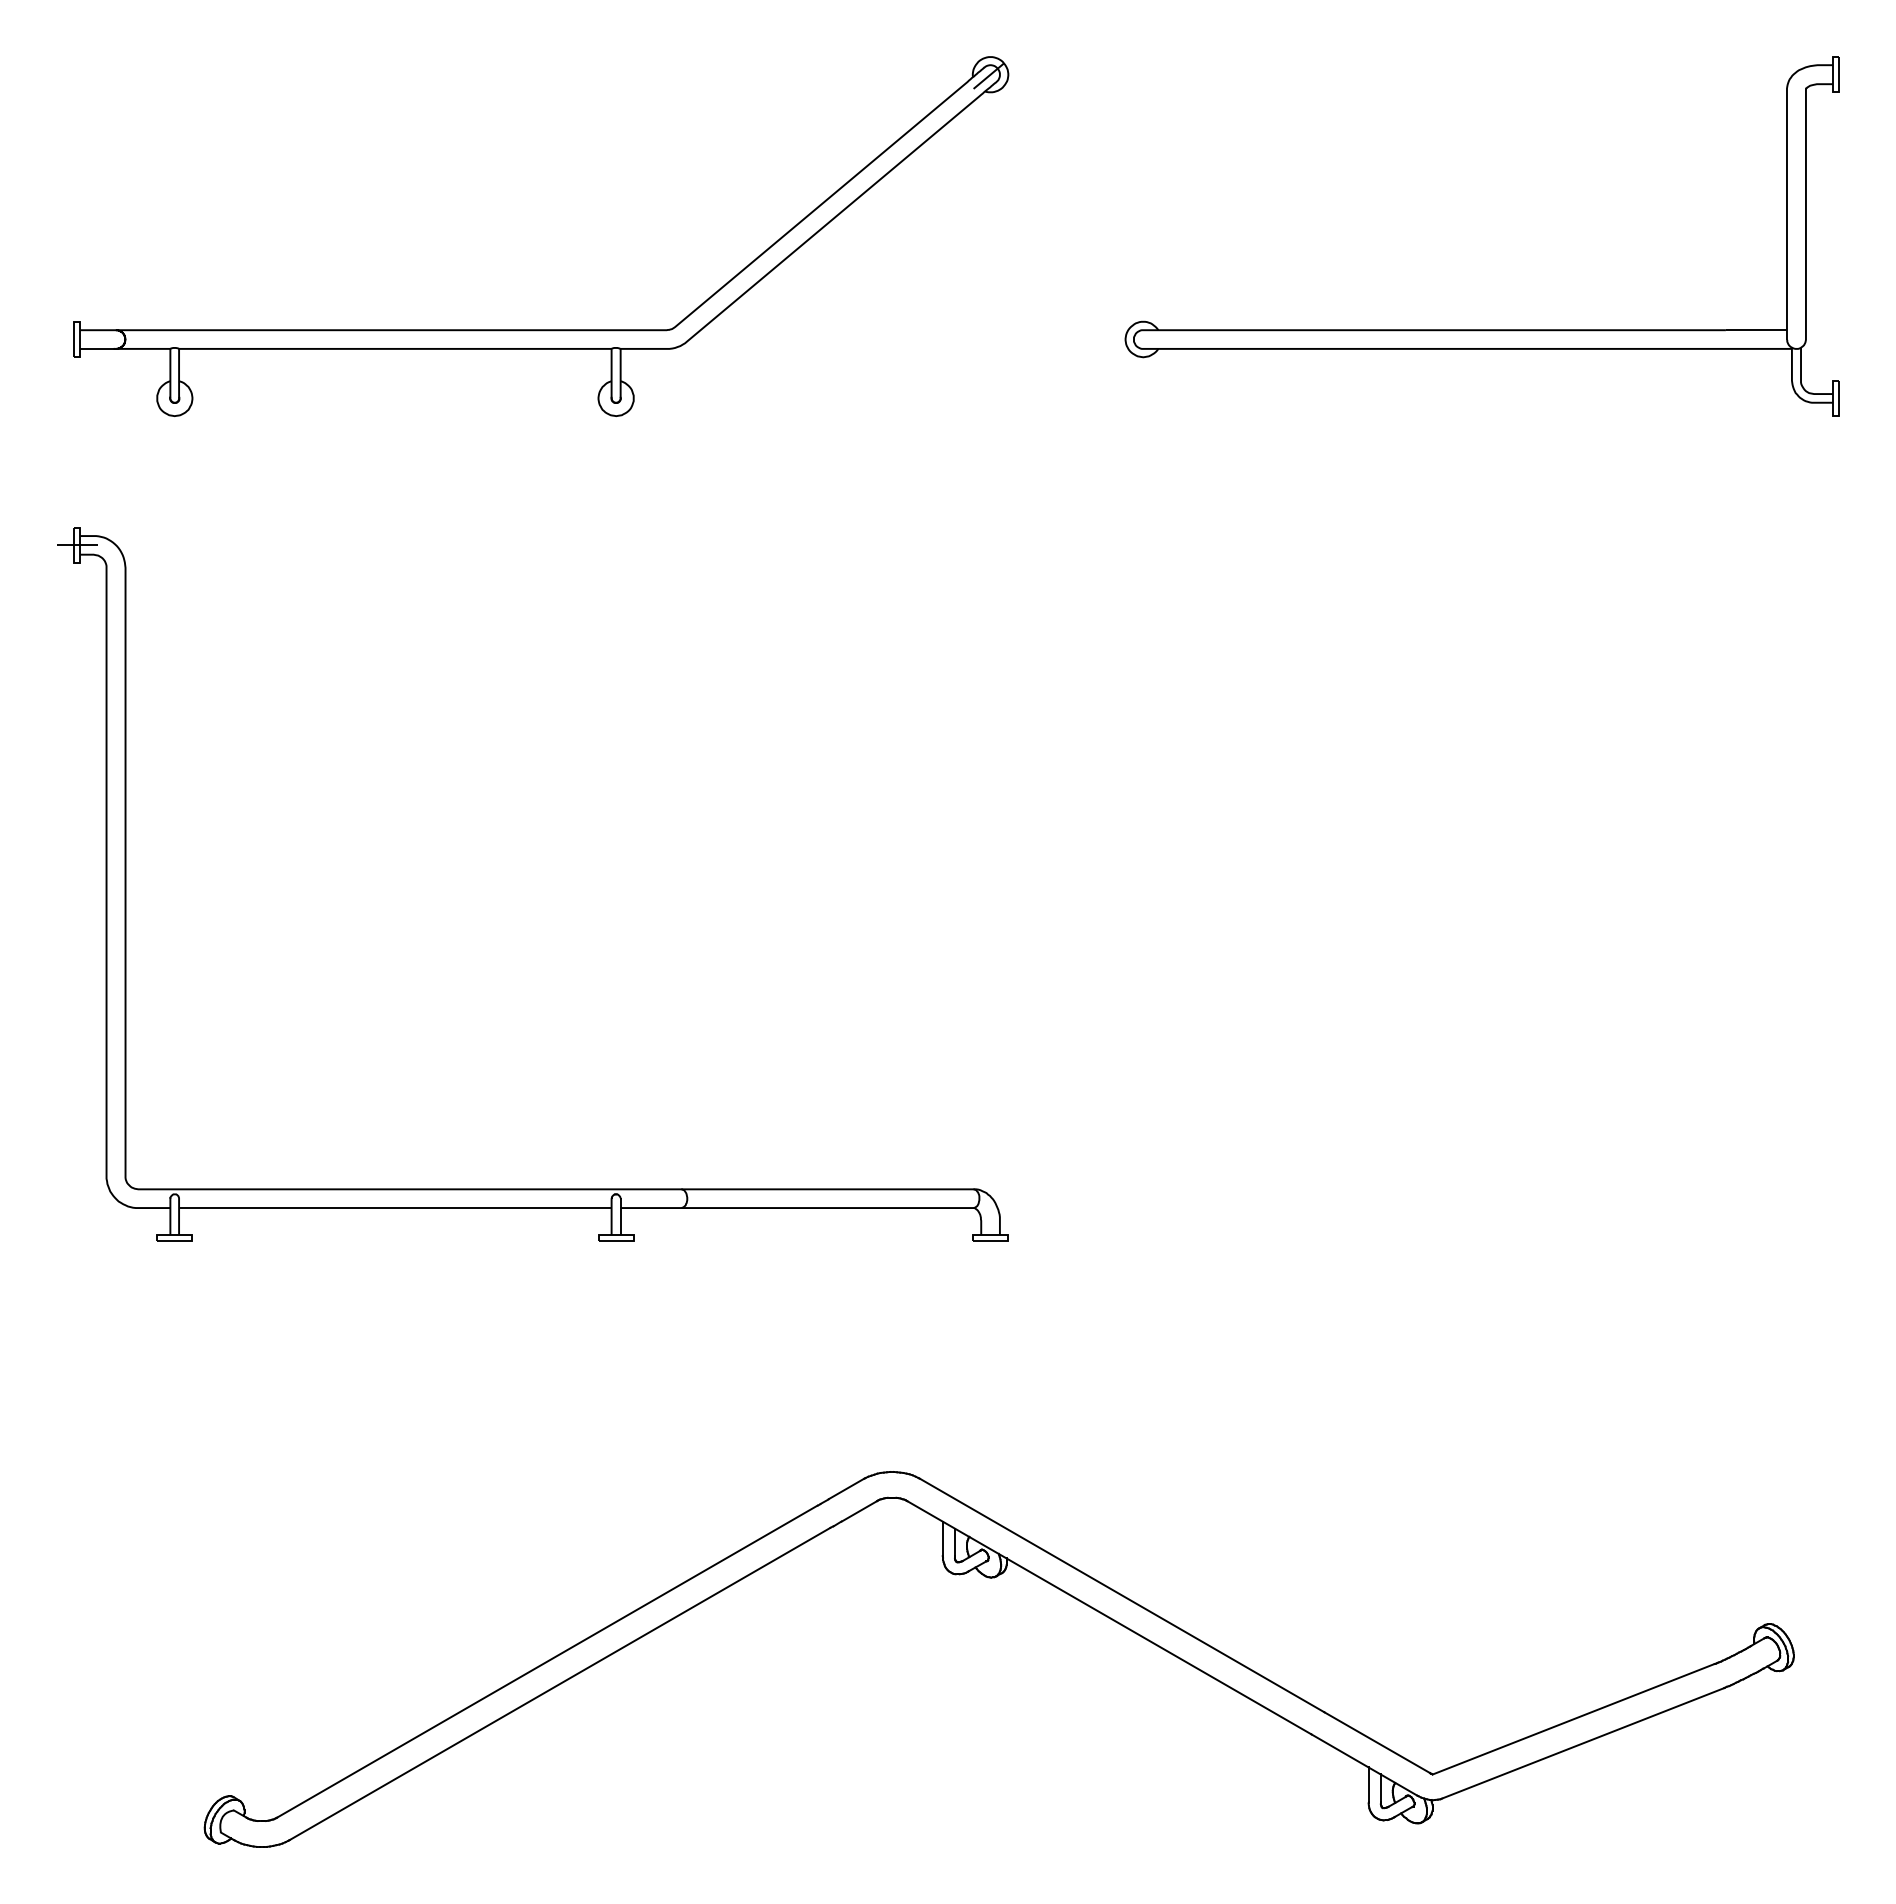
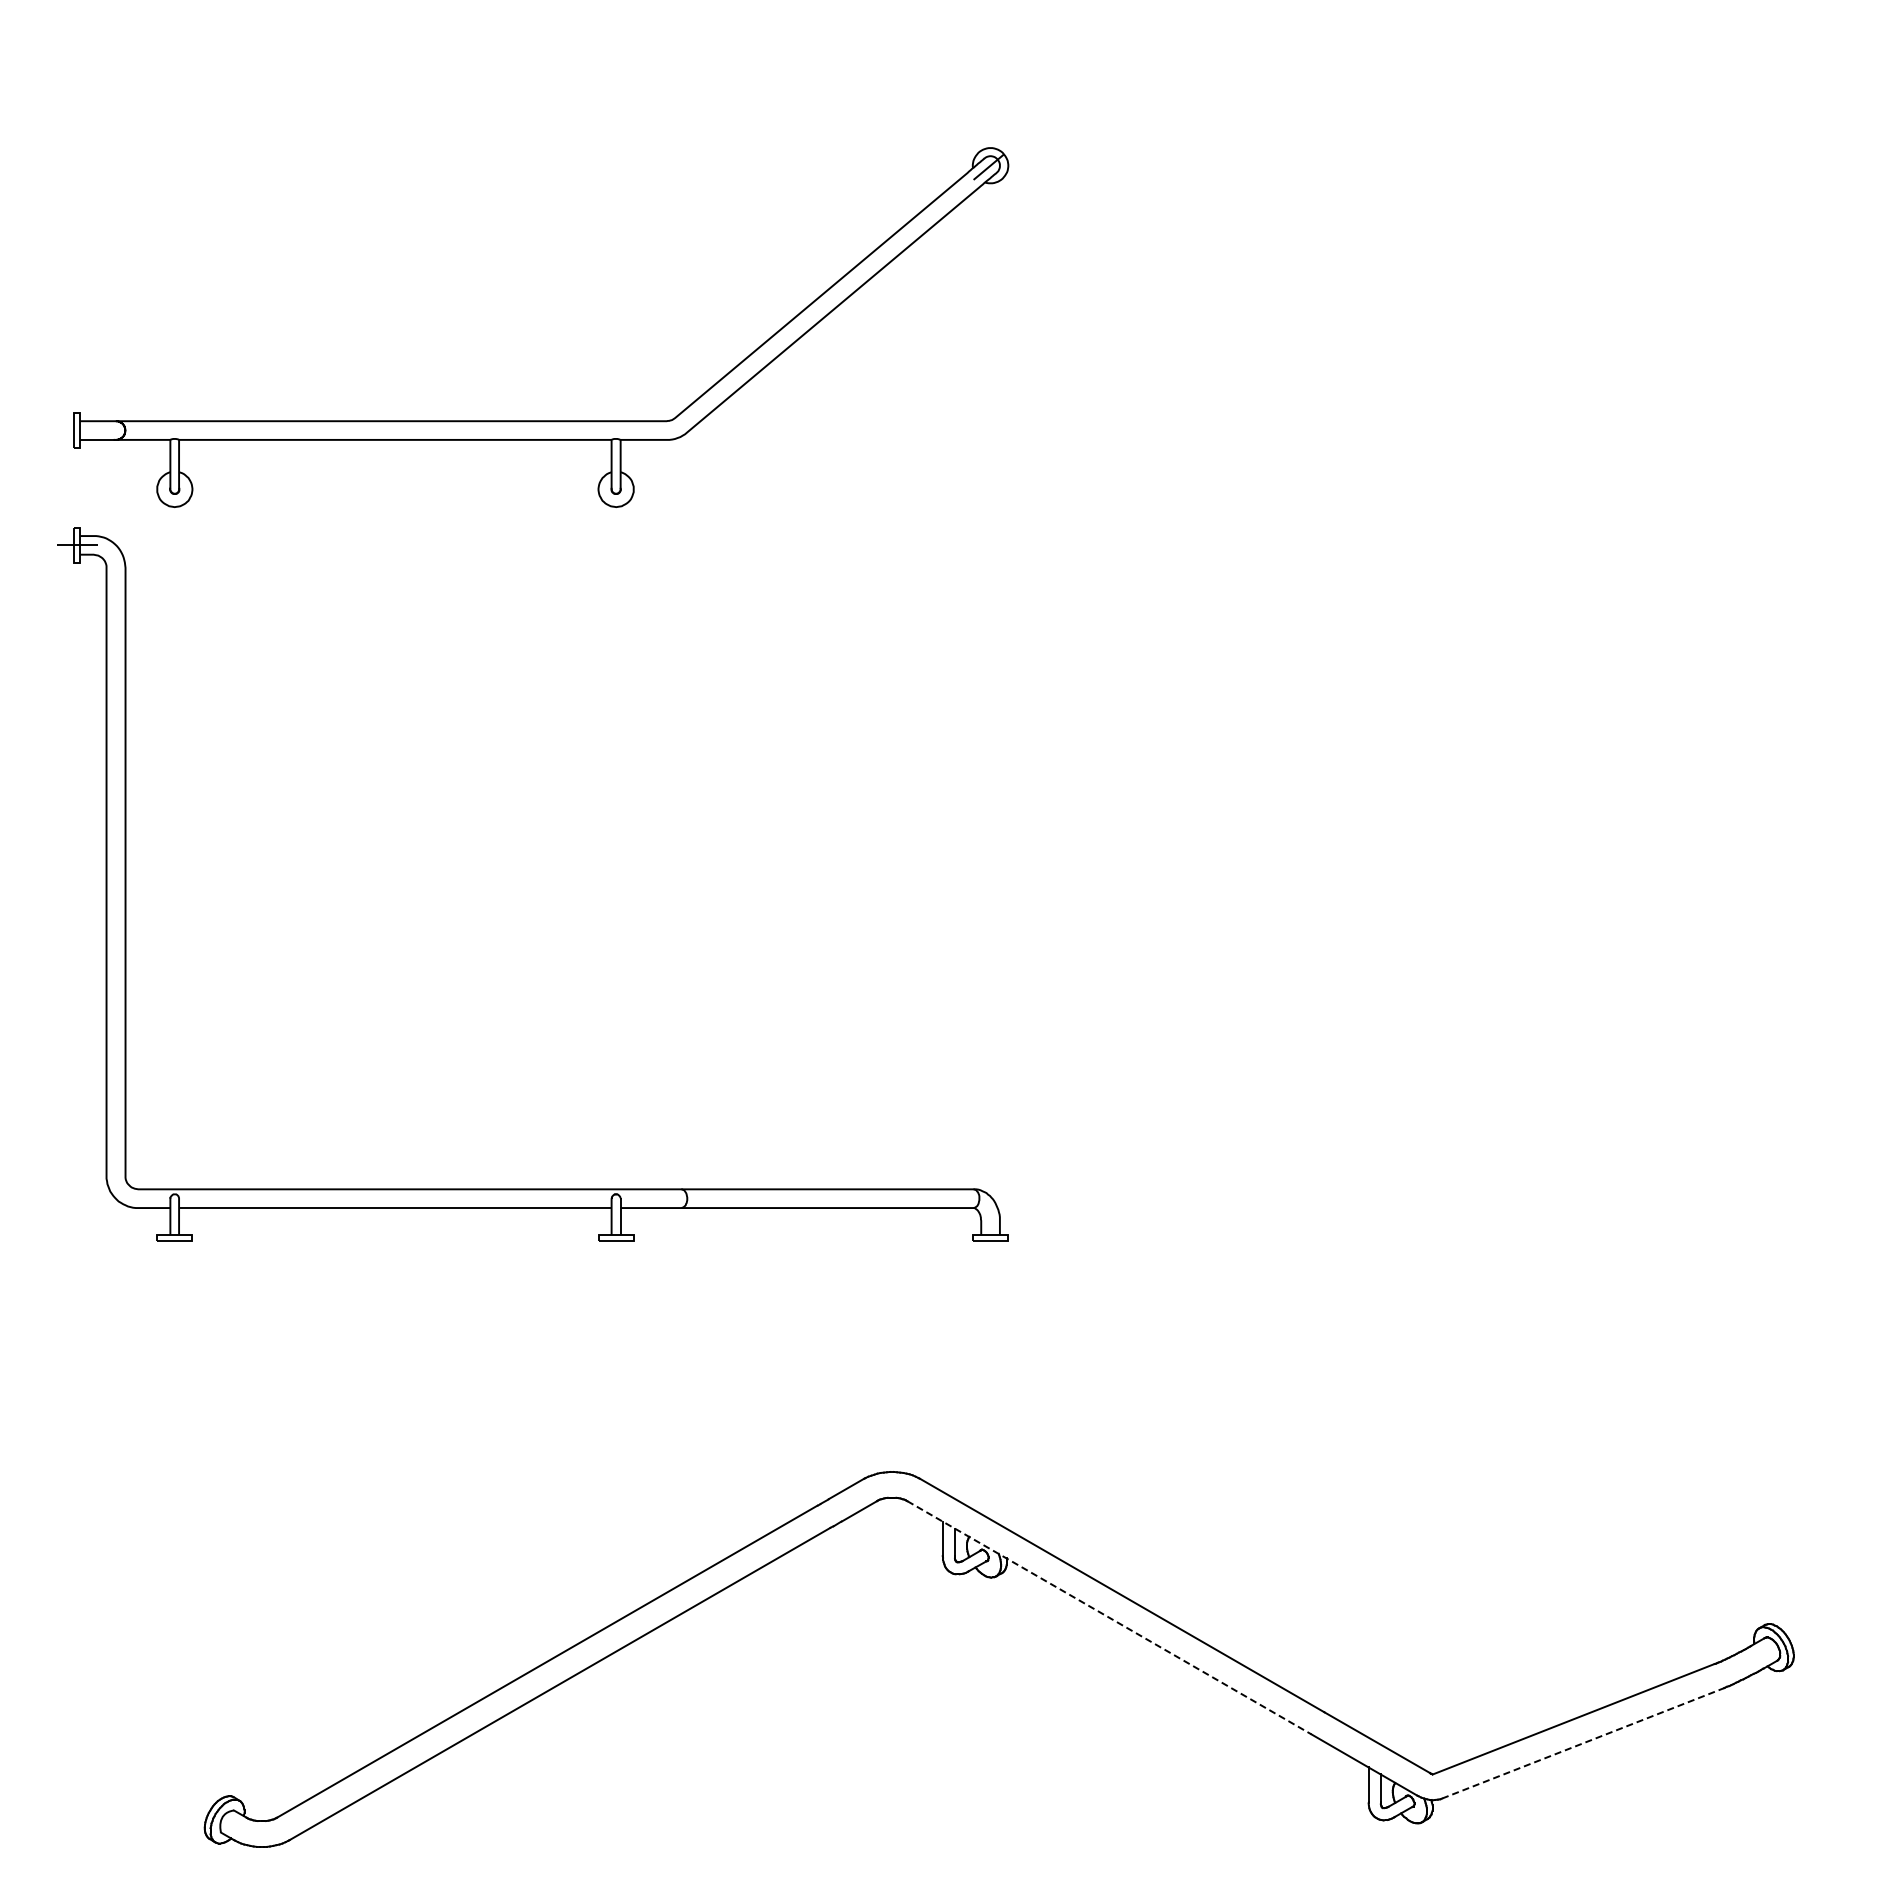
part position: (541, 329) -> (541, 420) (541, 420)
part: present -> none (1481, 329)
line: solid -> dashed (1109, 1618)
line: solid -> dashed (1583, 1743)
